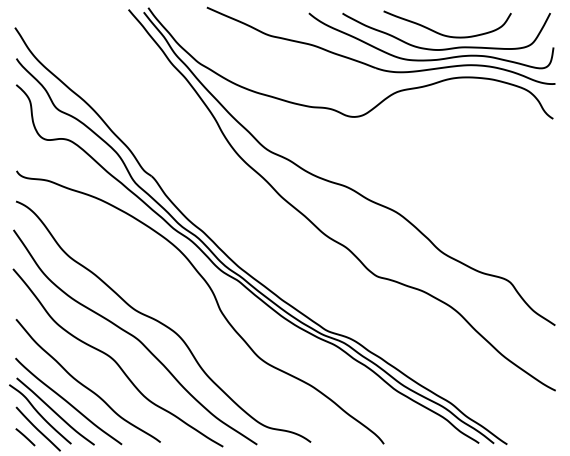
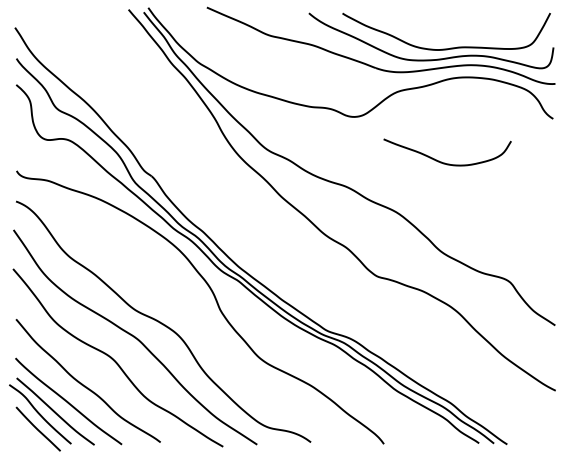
curve position: (445, 34) -> (445, 162) (445, 162)
line: present -> none (25, 437)
